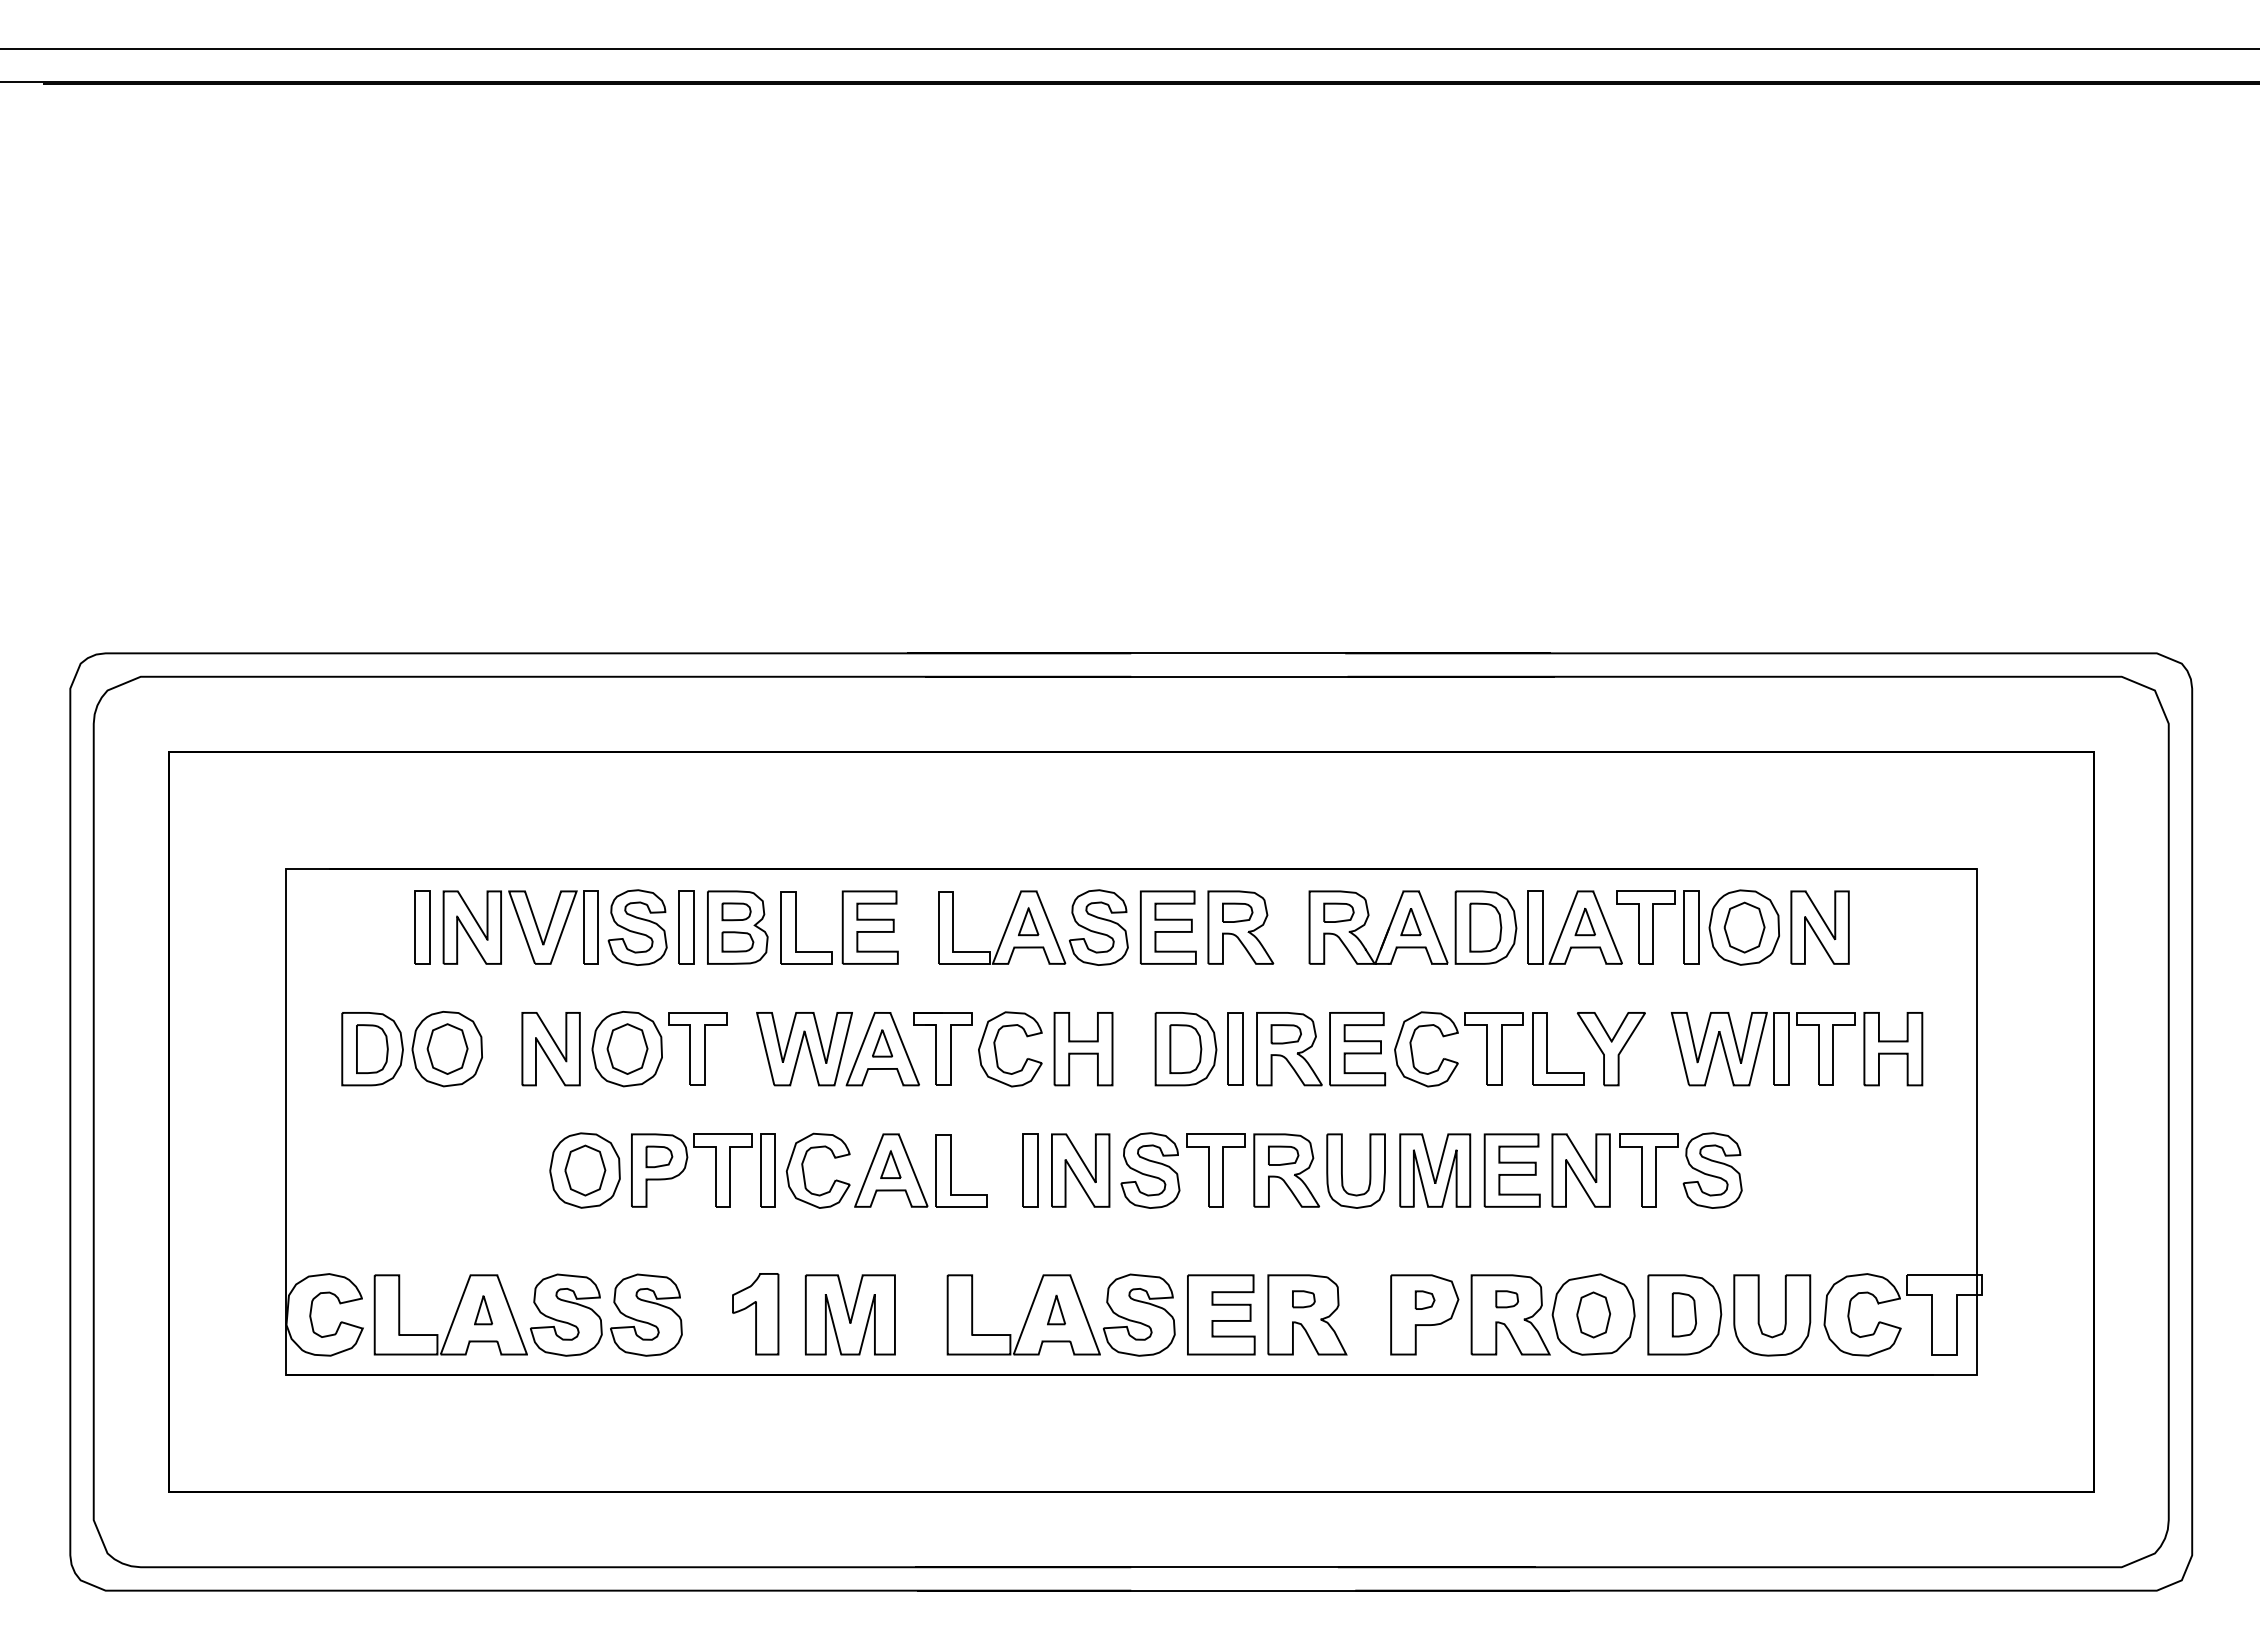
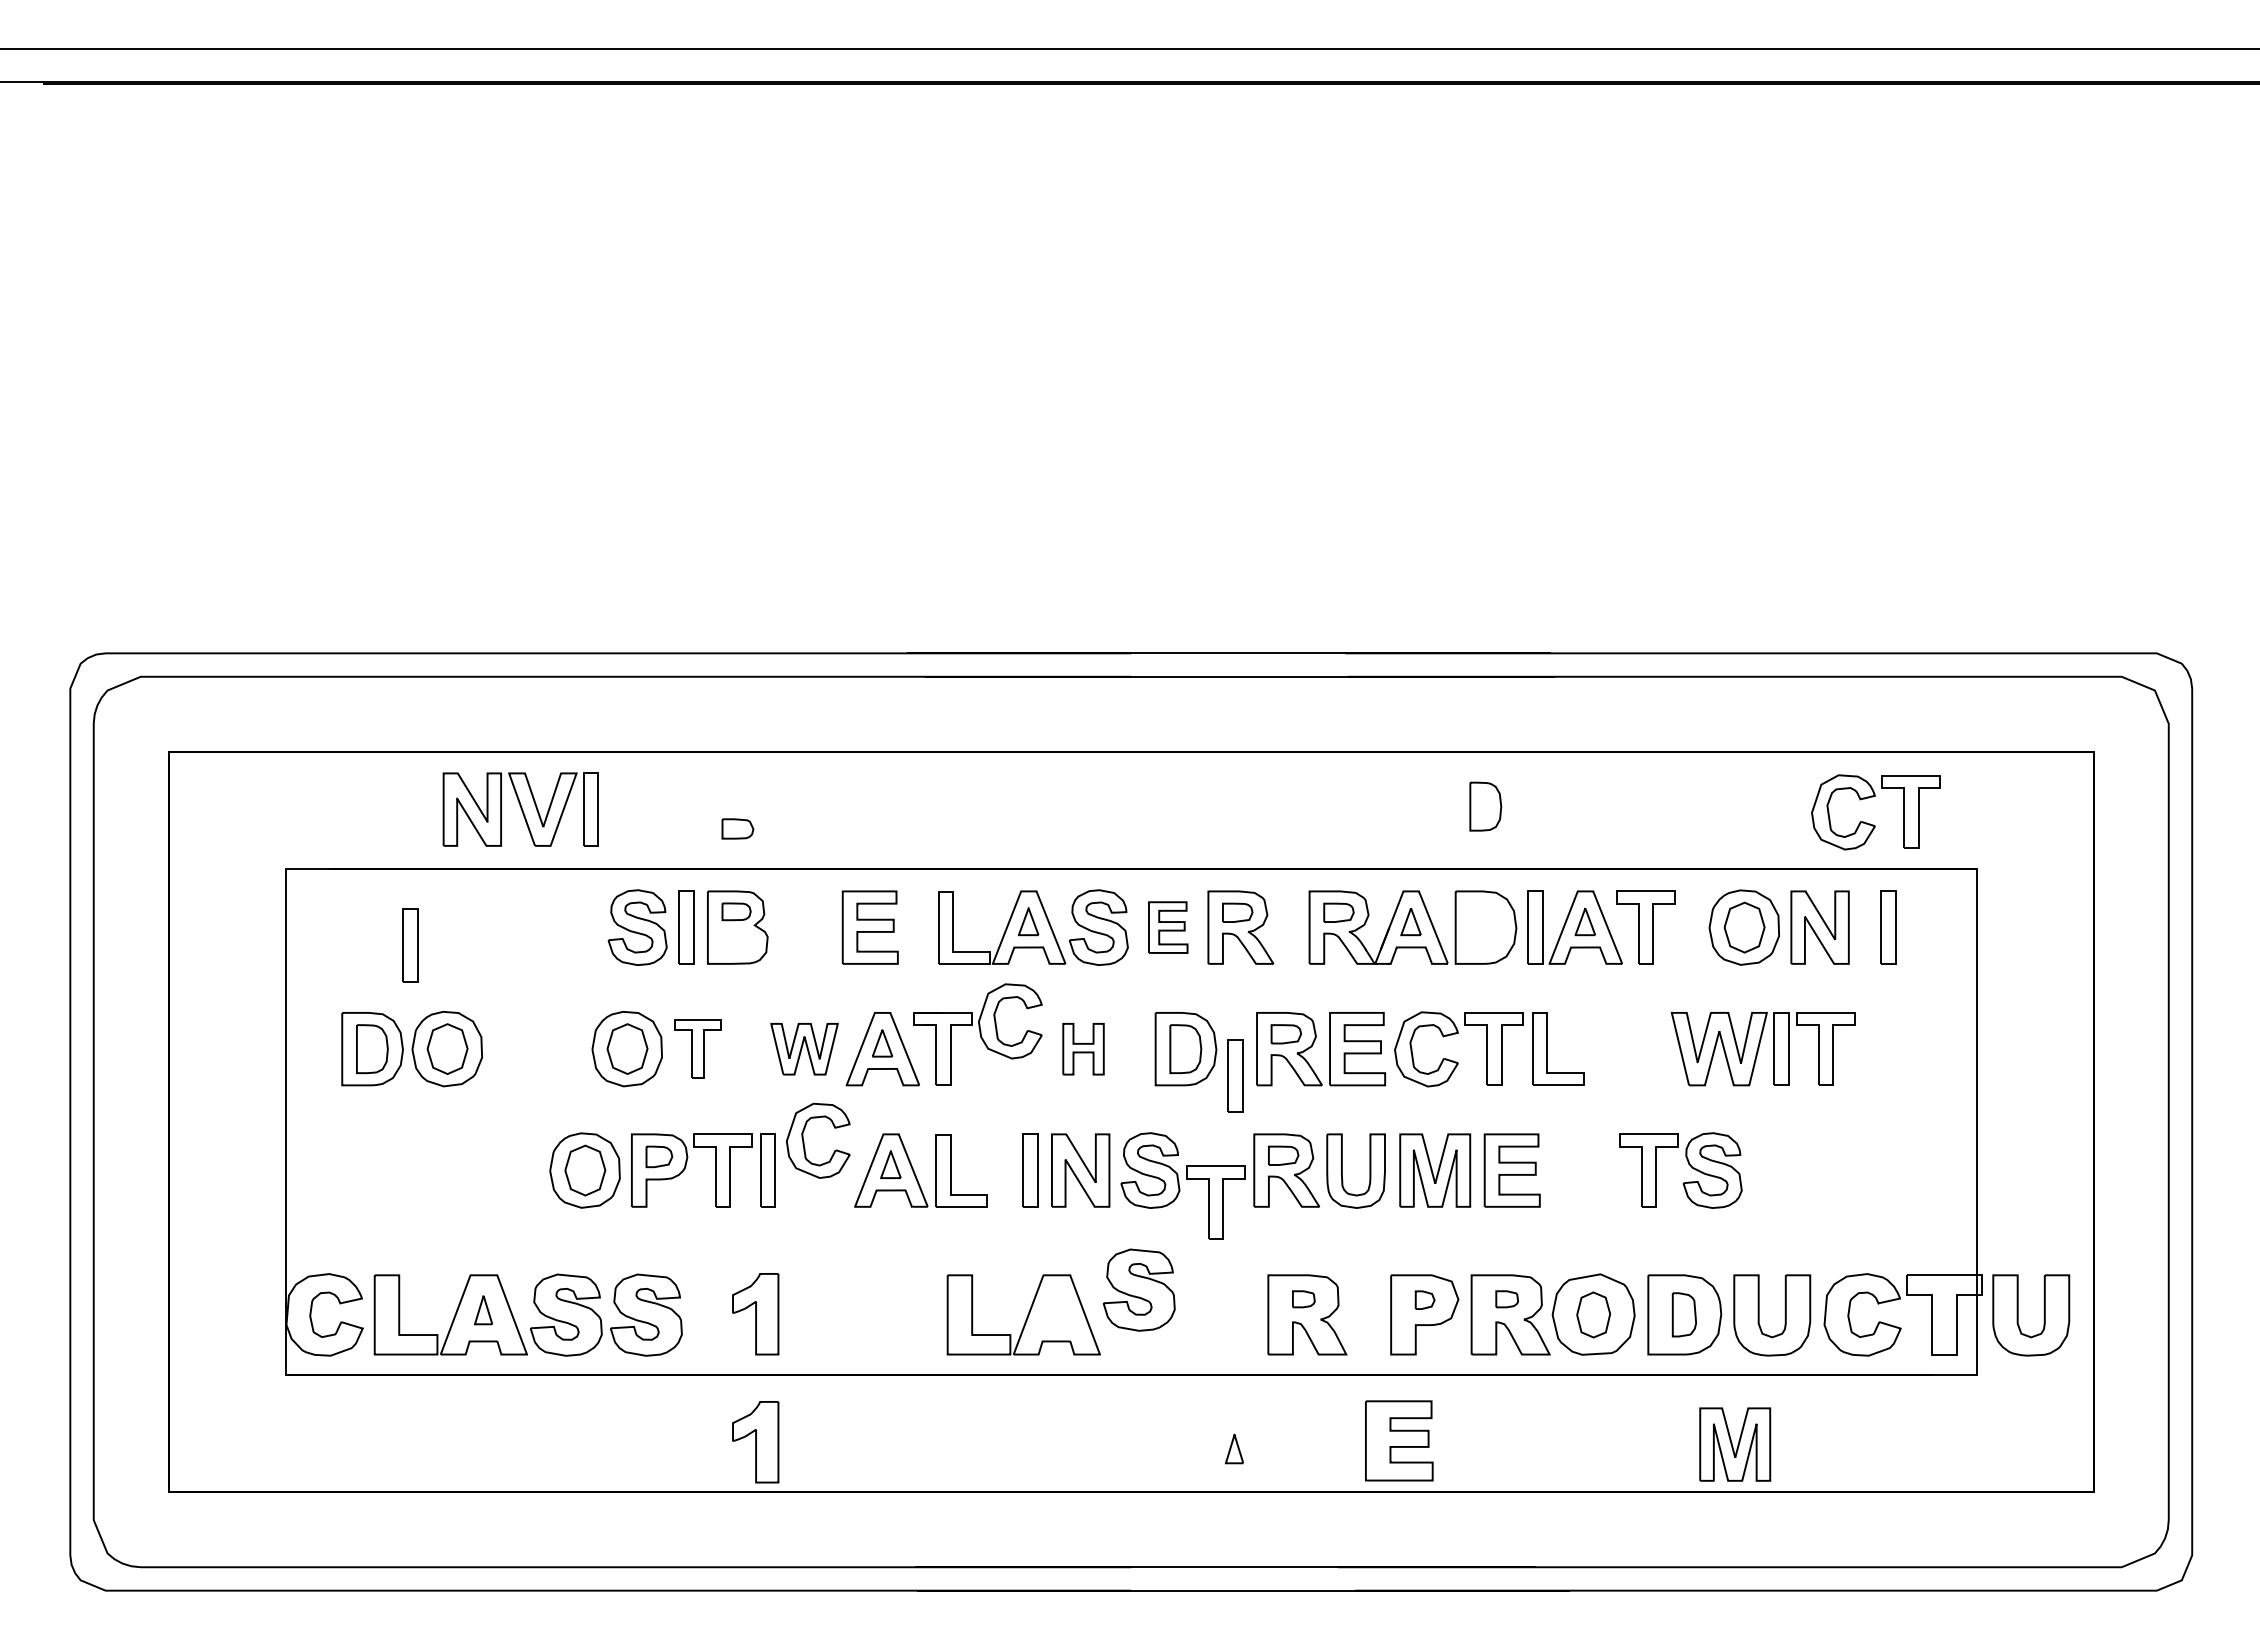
part: none -> present (1870, 823)
part position: (422, 927) -> (410, 945) (410, 945)
part position: (520, 927) -> (520, 809) (520, 809)
part: present -> none (796, 927)
part size: 58x75 px -> 41x53 px (1168, 927)
part position: (1485, 927) -> (1485, 806) (1485, 806)
part position: (1691, 927) -> (1888, 927) (1888, 927)
part position: (737, 941) -> (737, 828) (737, 828)
part size: 60x74 px -> 48x60 px (697, 1048)
part position: (1235, 1048) -> (1235, 1075) (1235, 1075)
part: present -> none (550, 1049)
part size: 97x75 px -> 69x53 px (804, 1049)
part position: (996, 1049) -> (996, 1021) (996, 1021)
part size: 61x75 px -> 43x53 px (1083, 1049)
part: present -> none (1610, 1049)
part: present -> none (1893, 1049)
part position: (1215, 1170) -> (1215, 1202) (1215, 1202)
part: present -> none (1580, 1170)
part position: (804, 1171) -> (804, 1141) (804, 1141)
part position: (1056, 1309) -> (1234, 1448) (1234, 1448)
part: present -> none (849, 1314)
part position: (1139, 1314) -> (1139, 1289) (1139, 1289)
part position: (1221, 1314) -> (1399, 1440) (1399, 1440)
part: none -> present (2043, 1315)
part: none -> present (755, 1442)
part: none -> present (1735, 1444)
